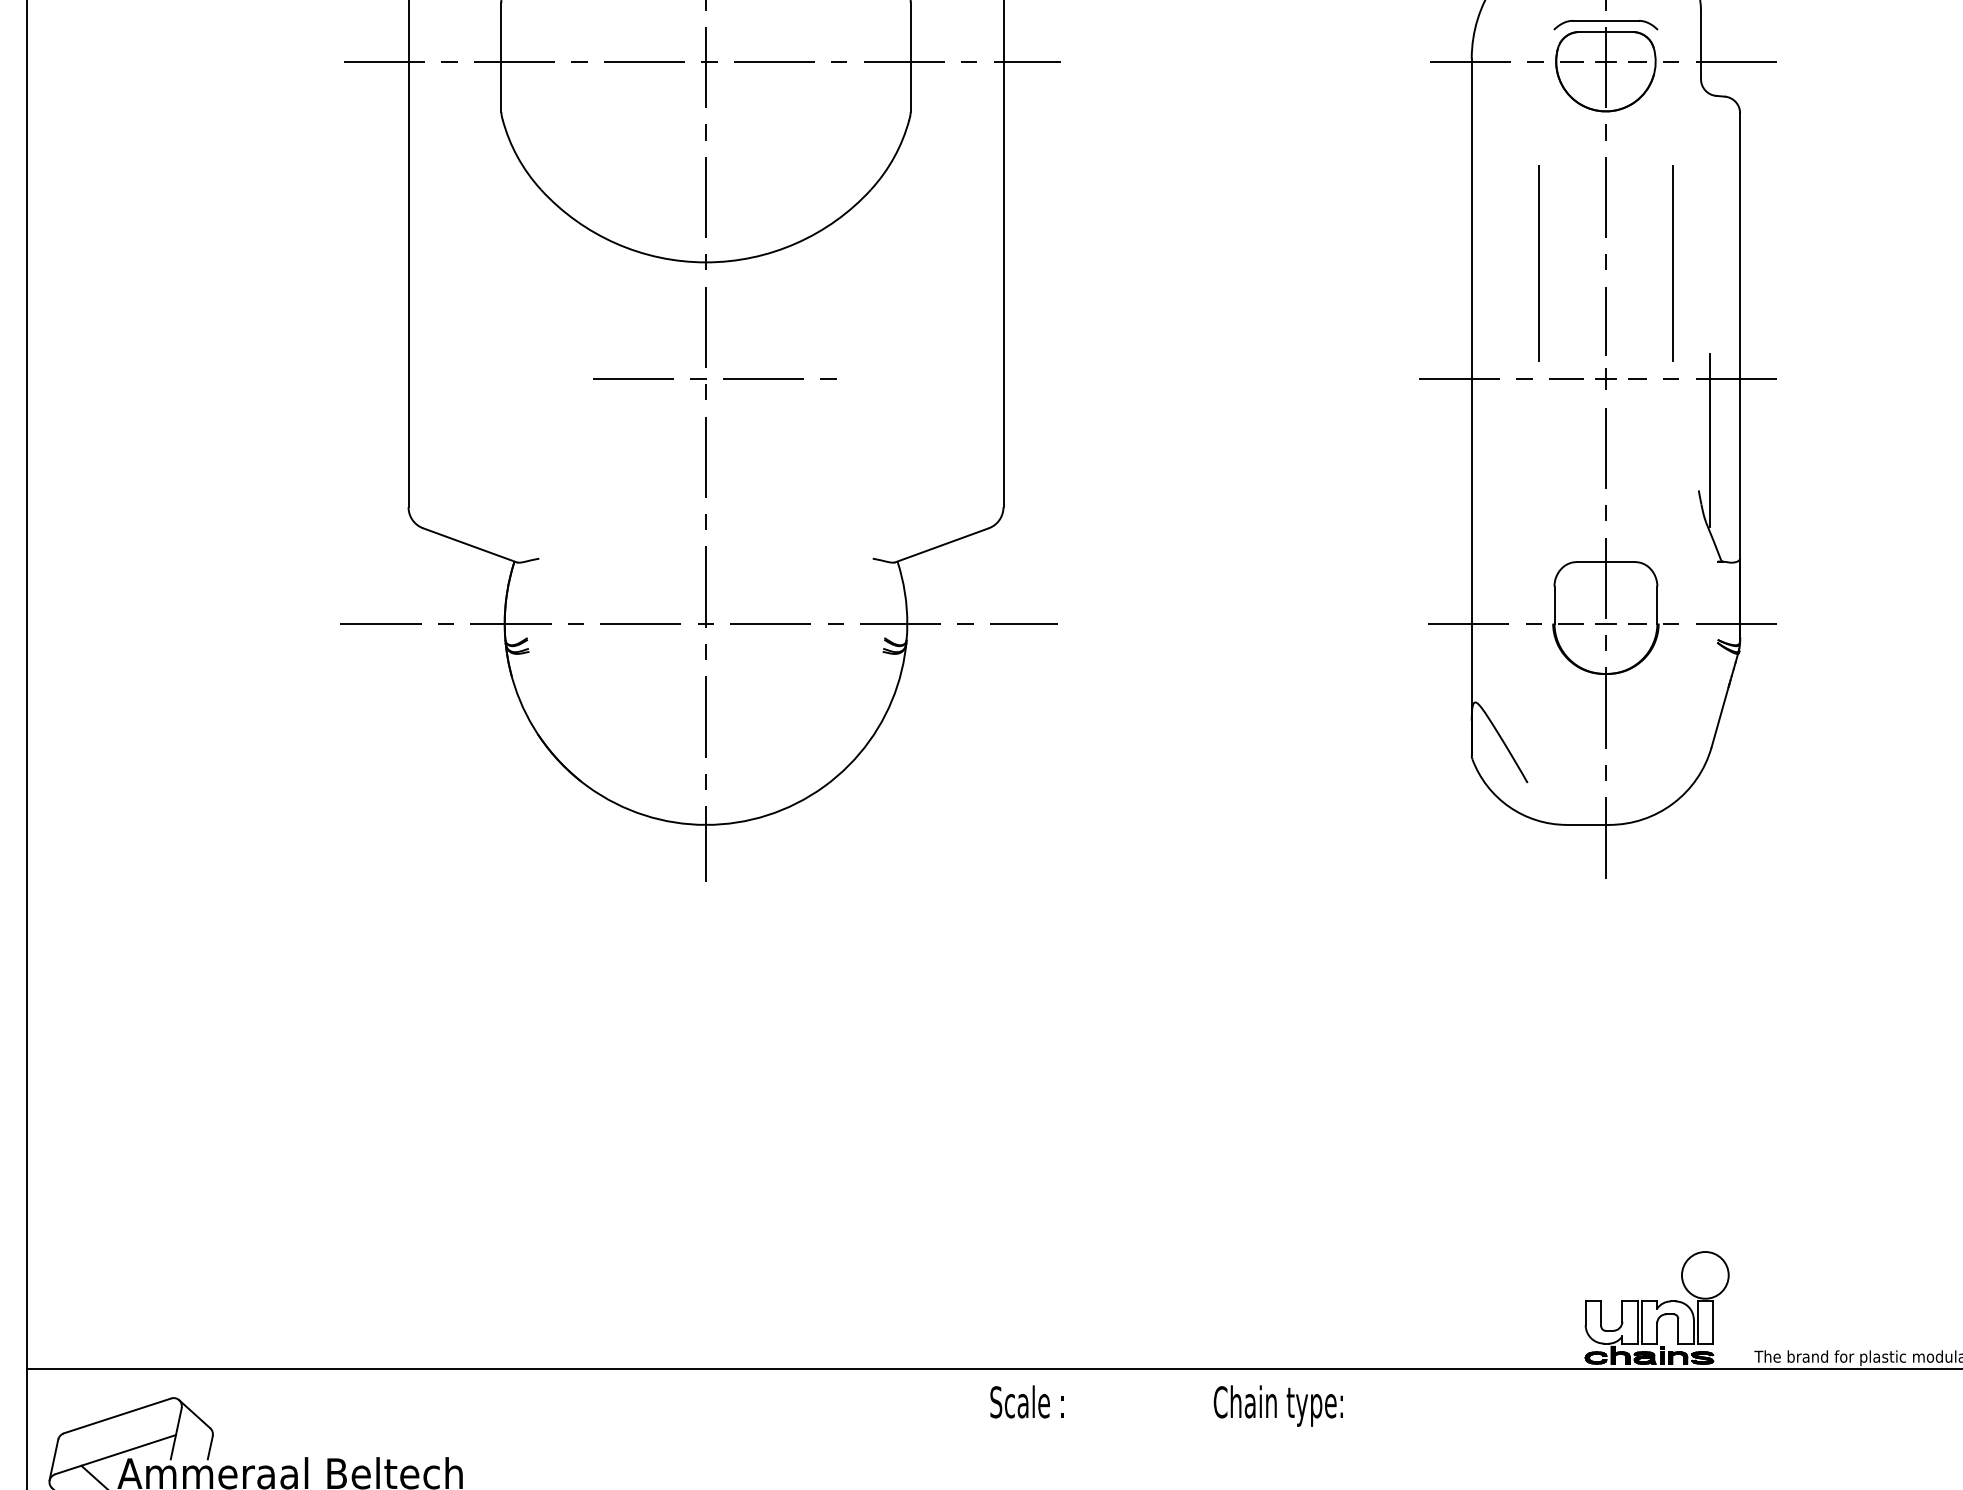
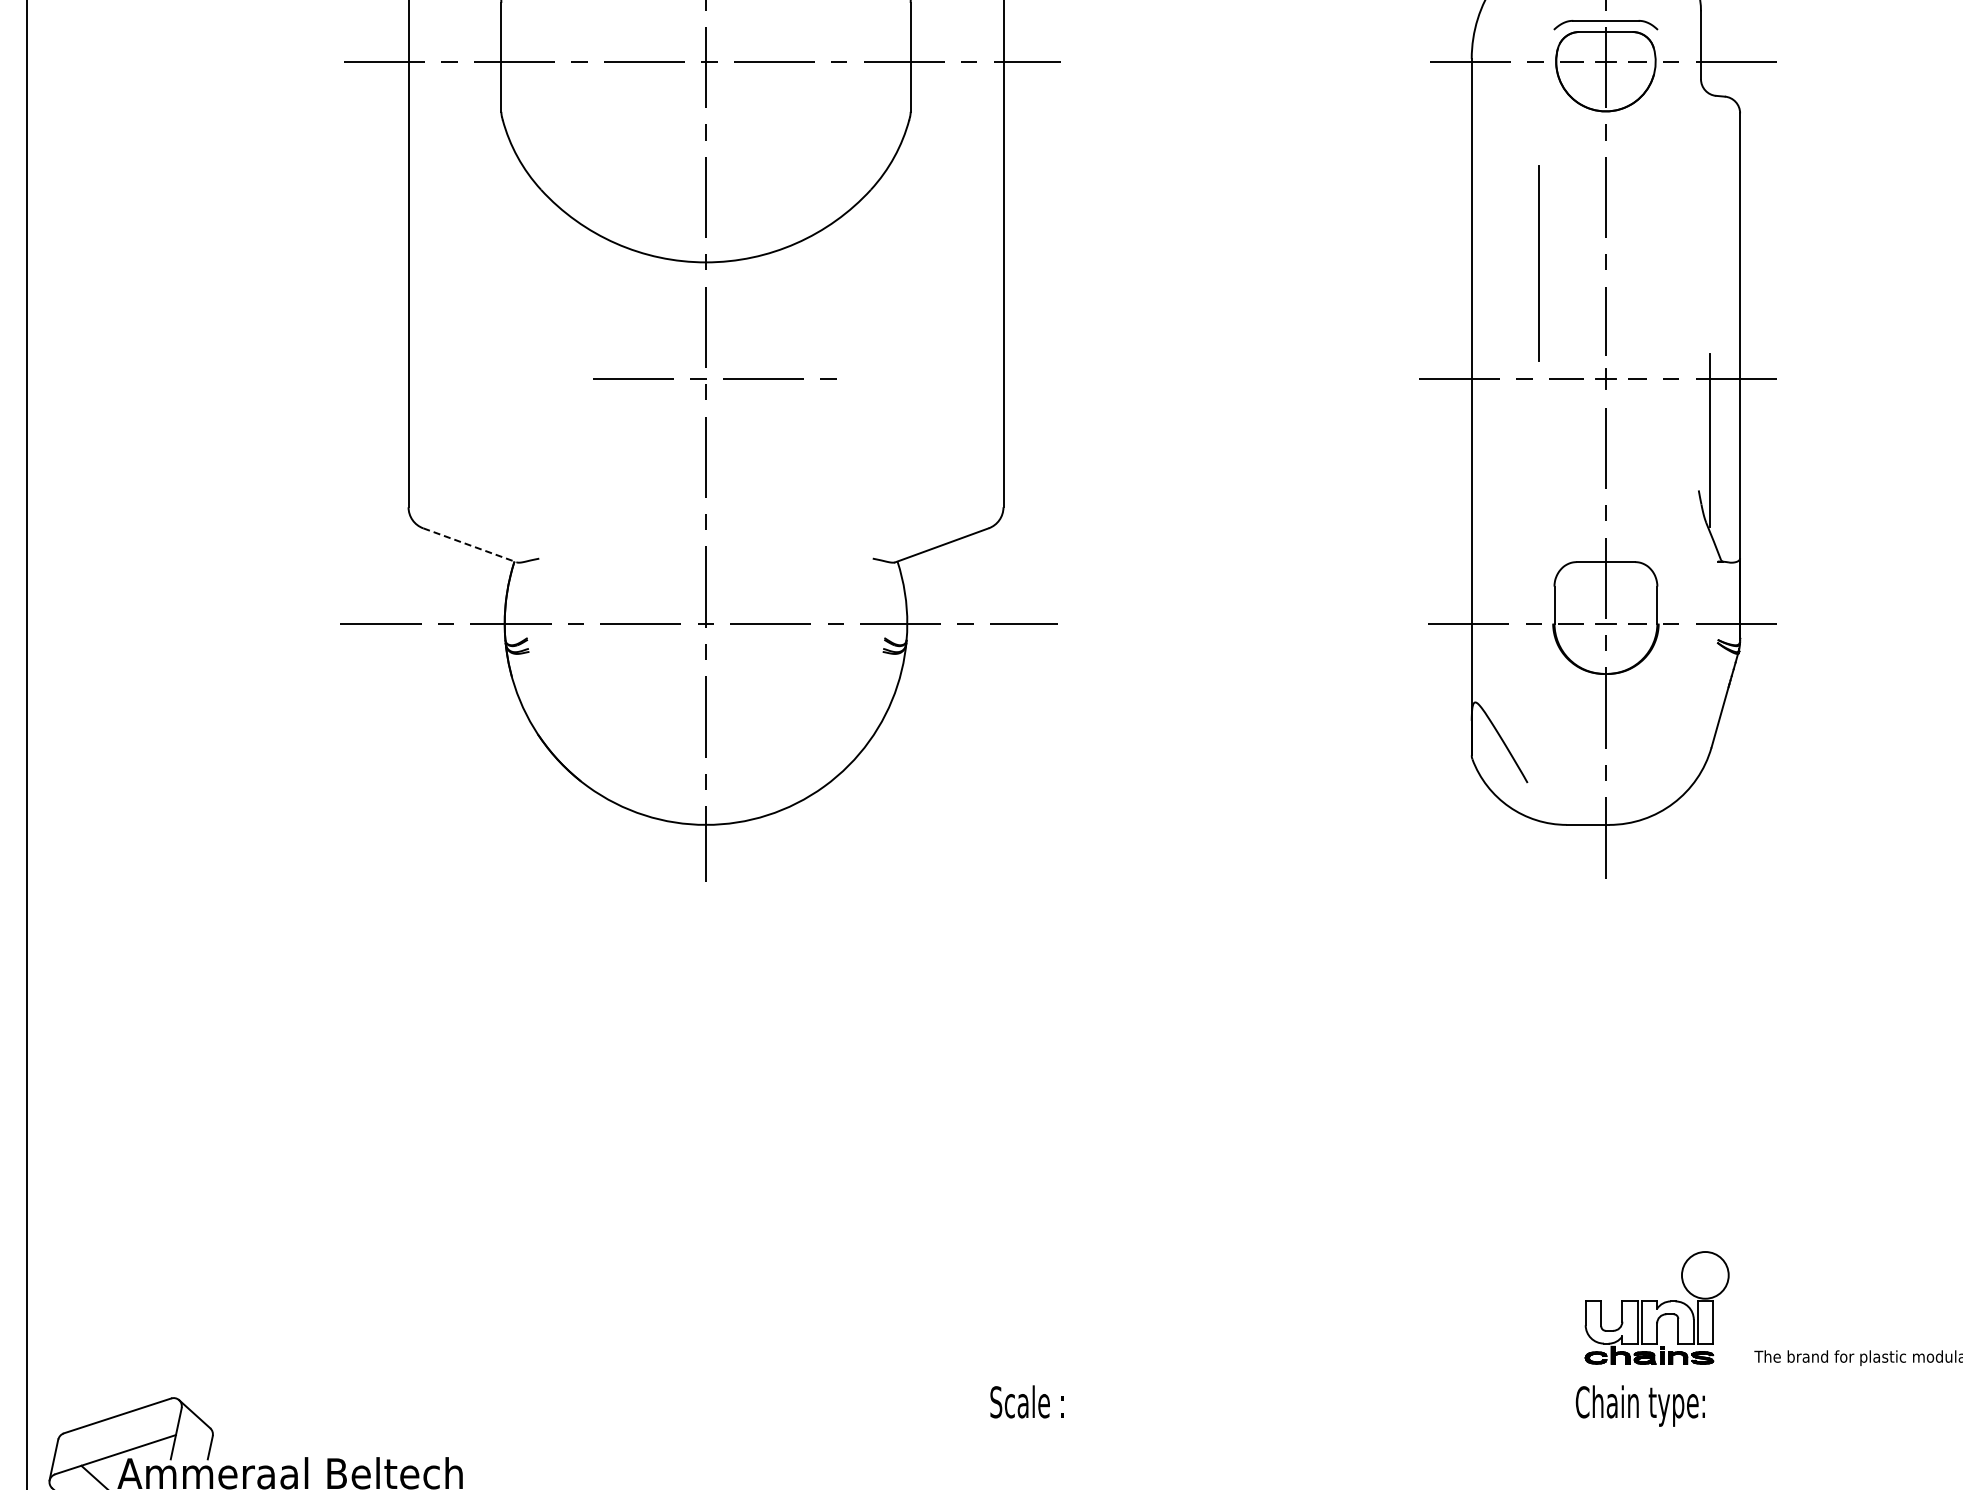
line: present -> none (1673, 262)
line: solid -> dashed (470, 545)
line: present -> none (993, 1369)
text position: (1277, 1405) -> (1639, 1405) (1639, 1405)
